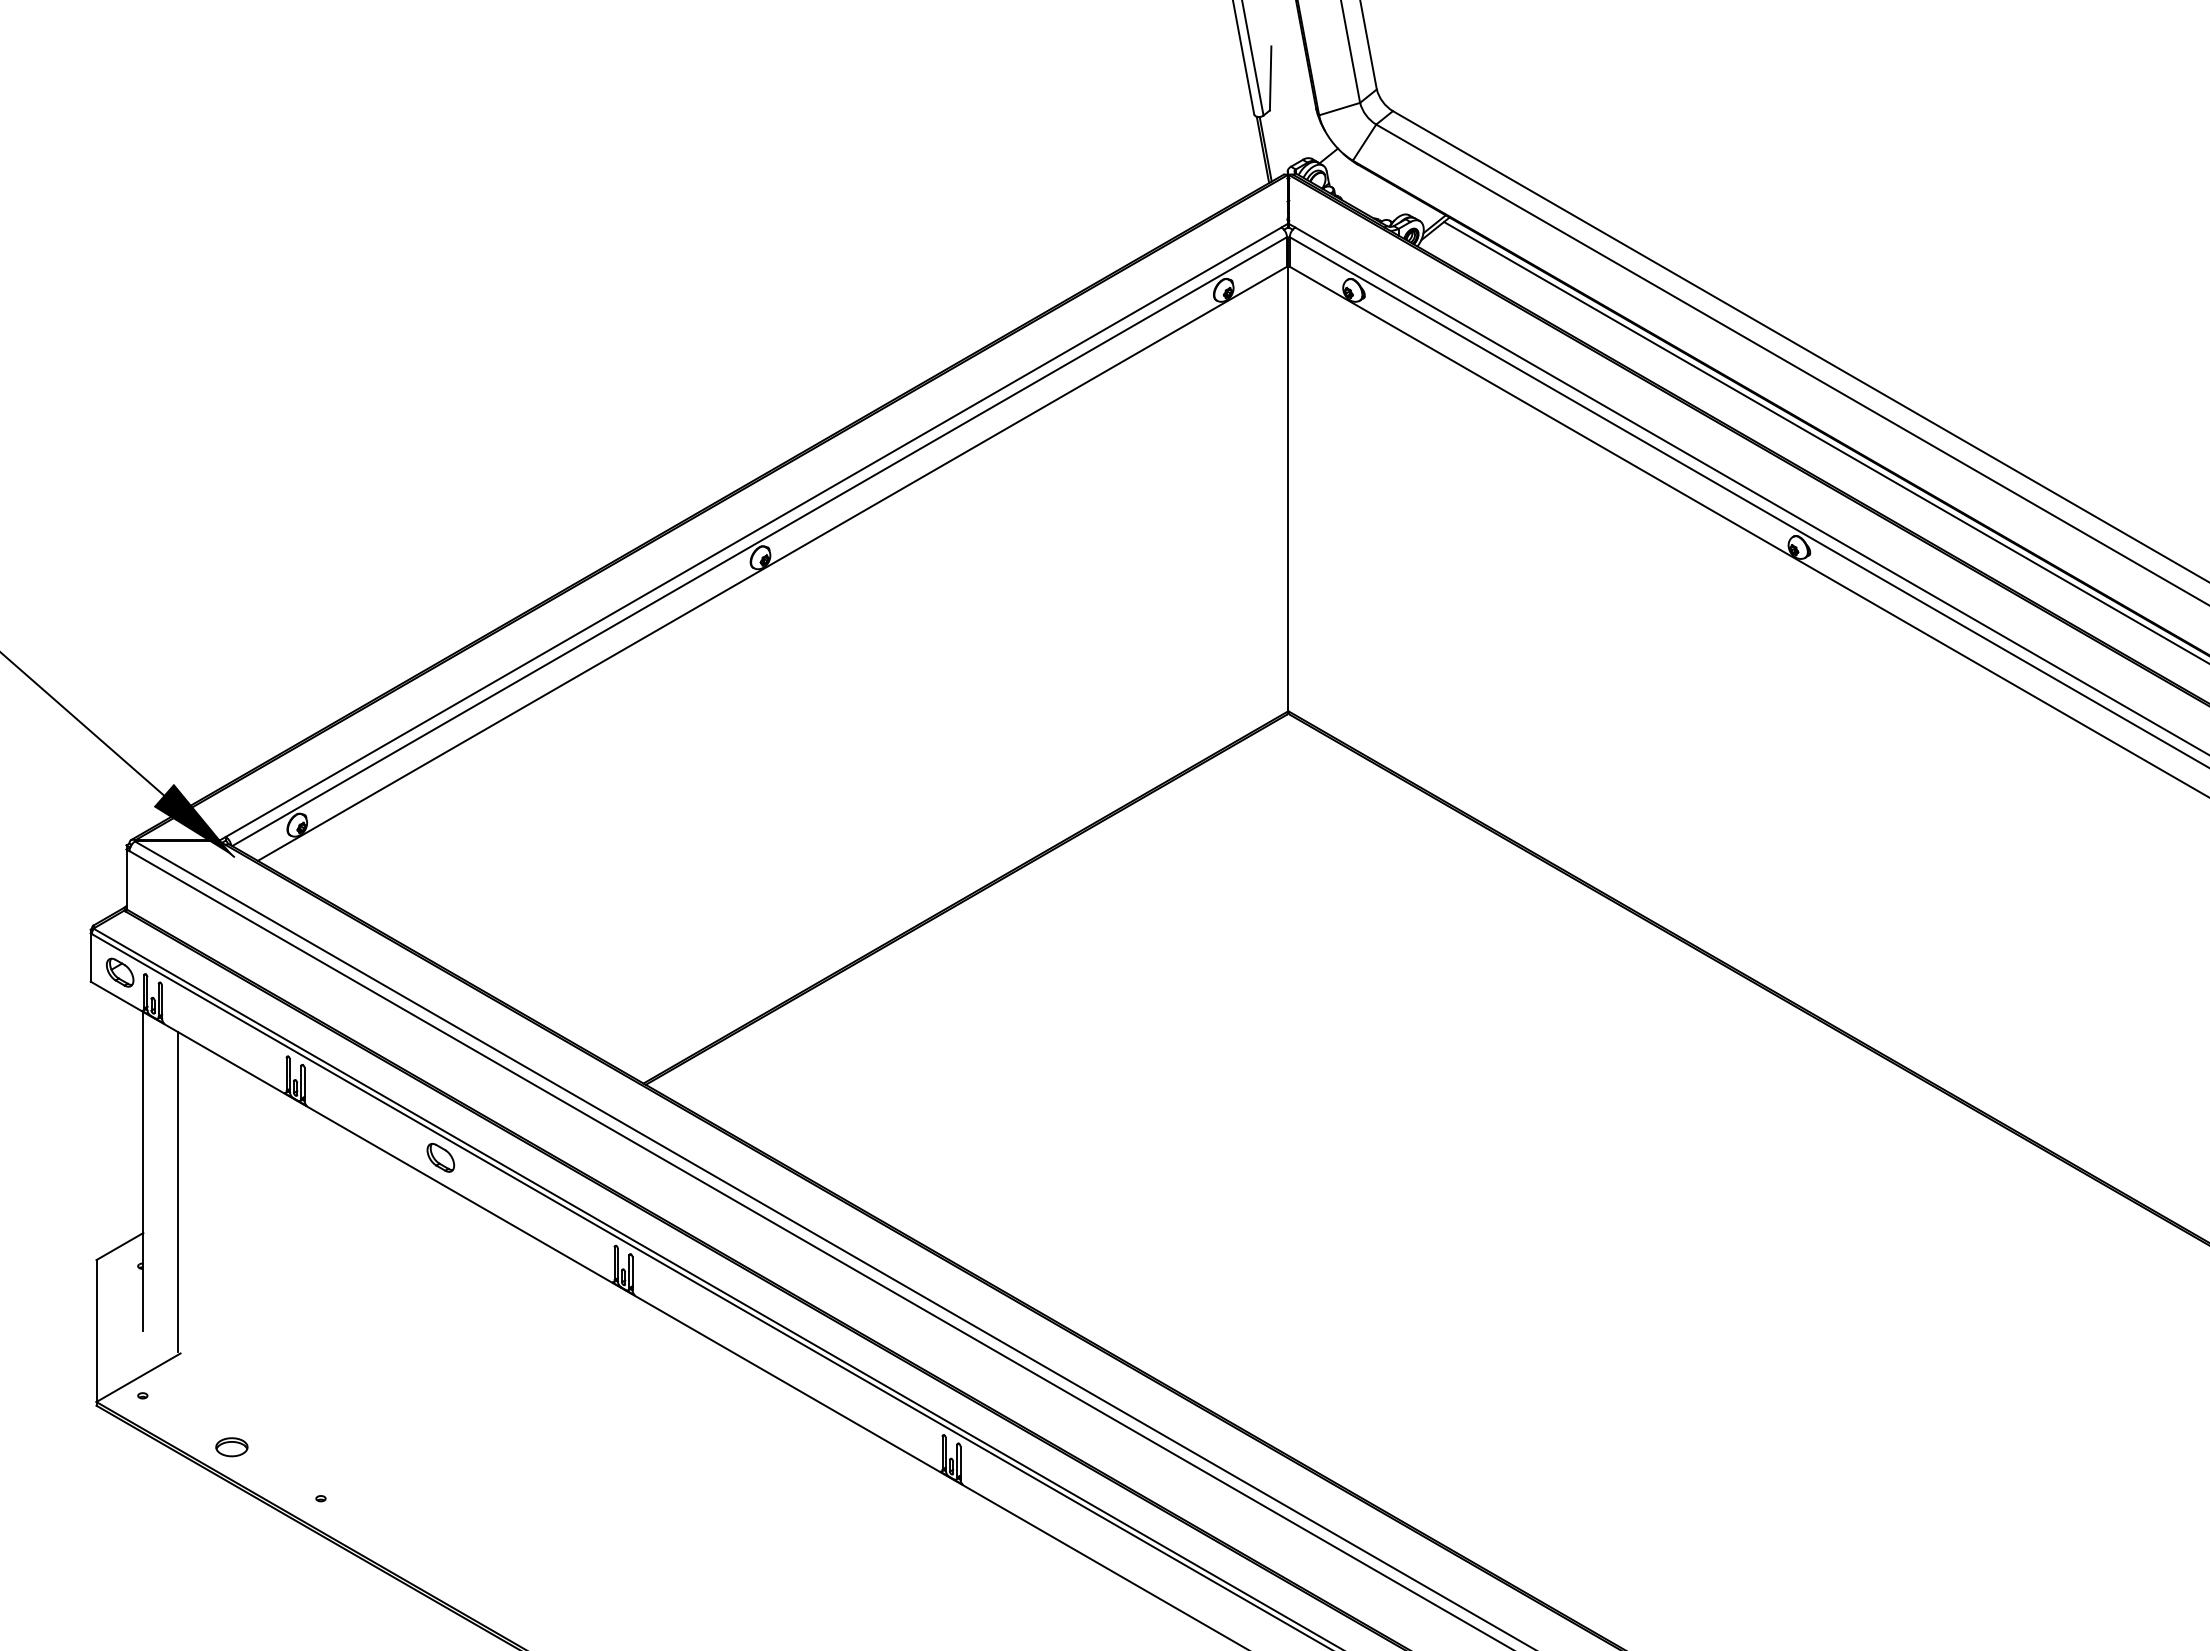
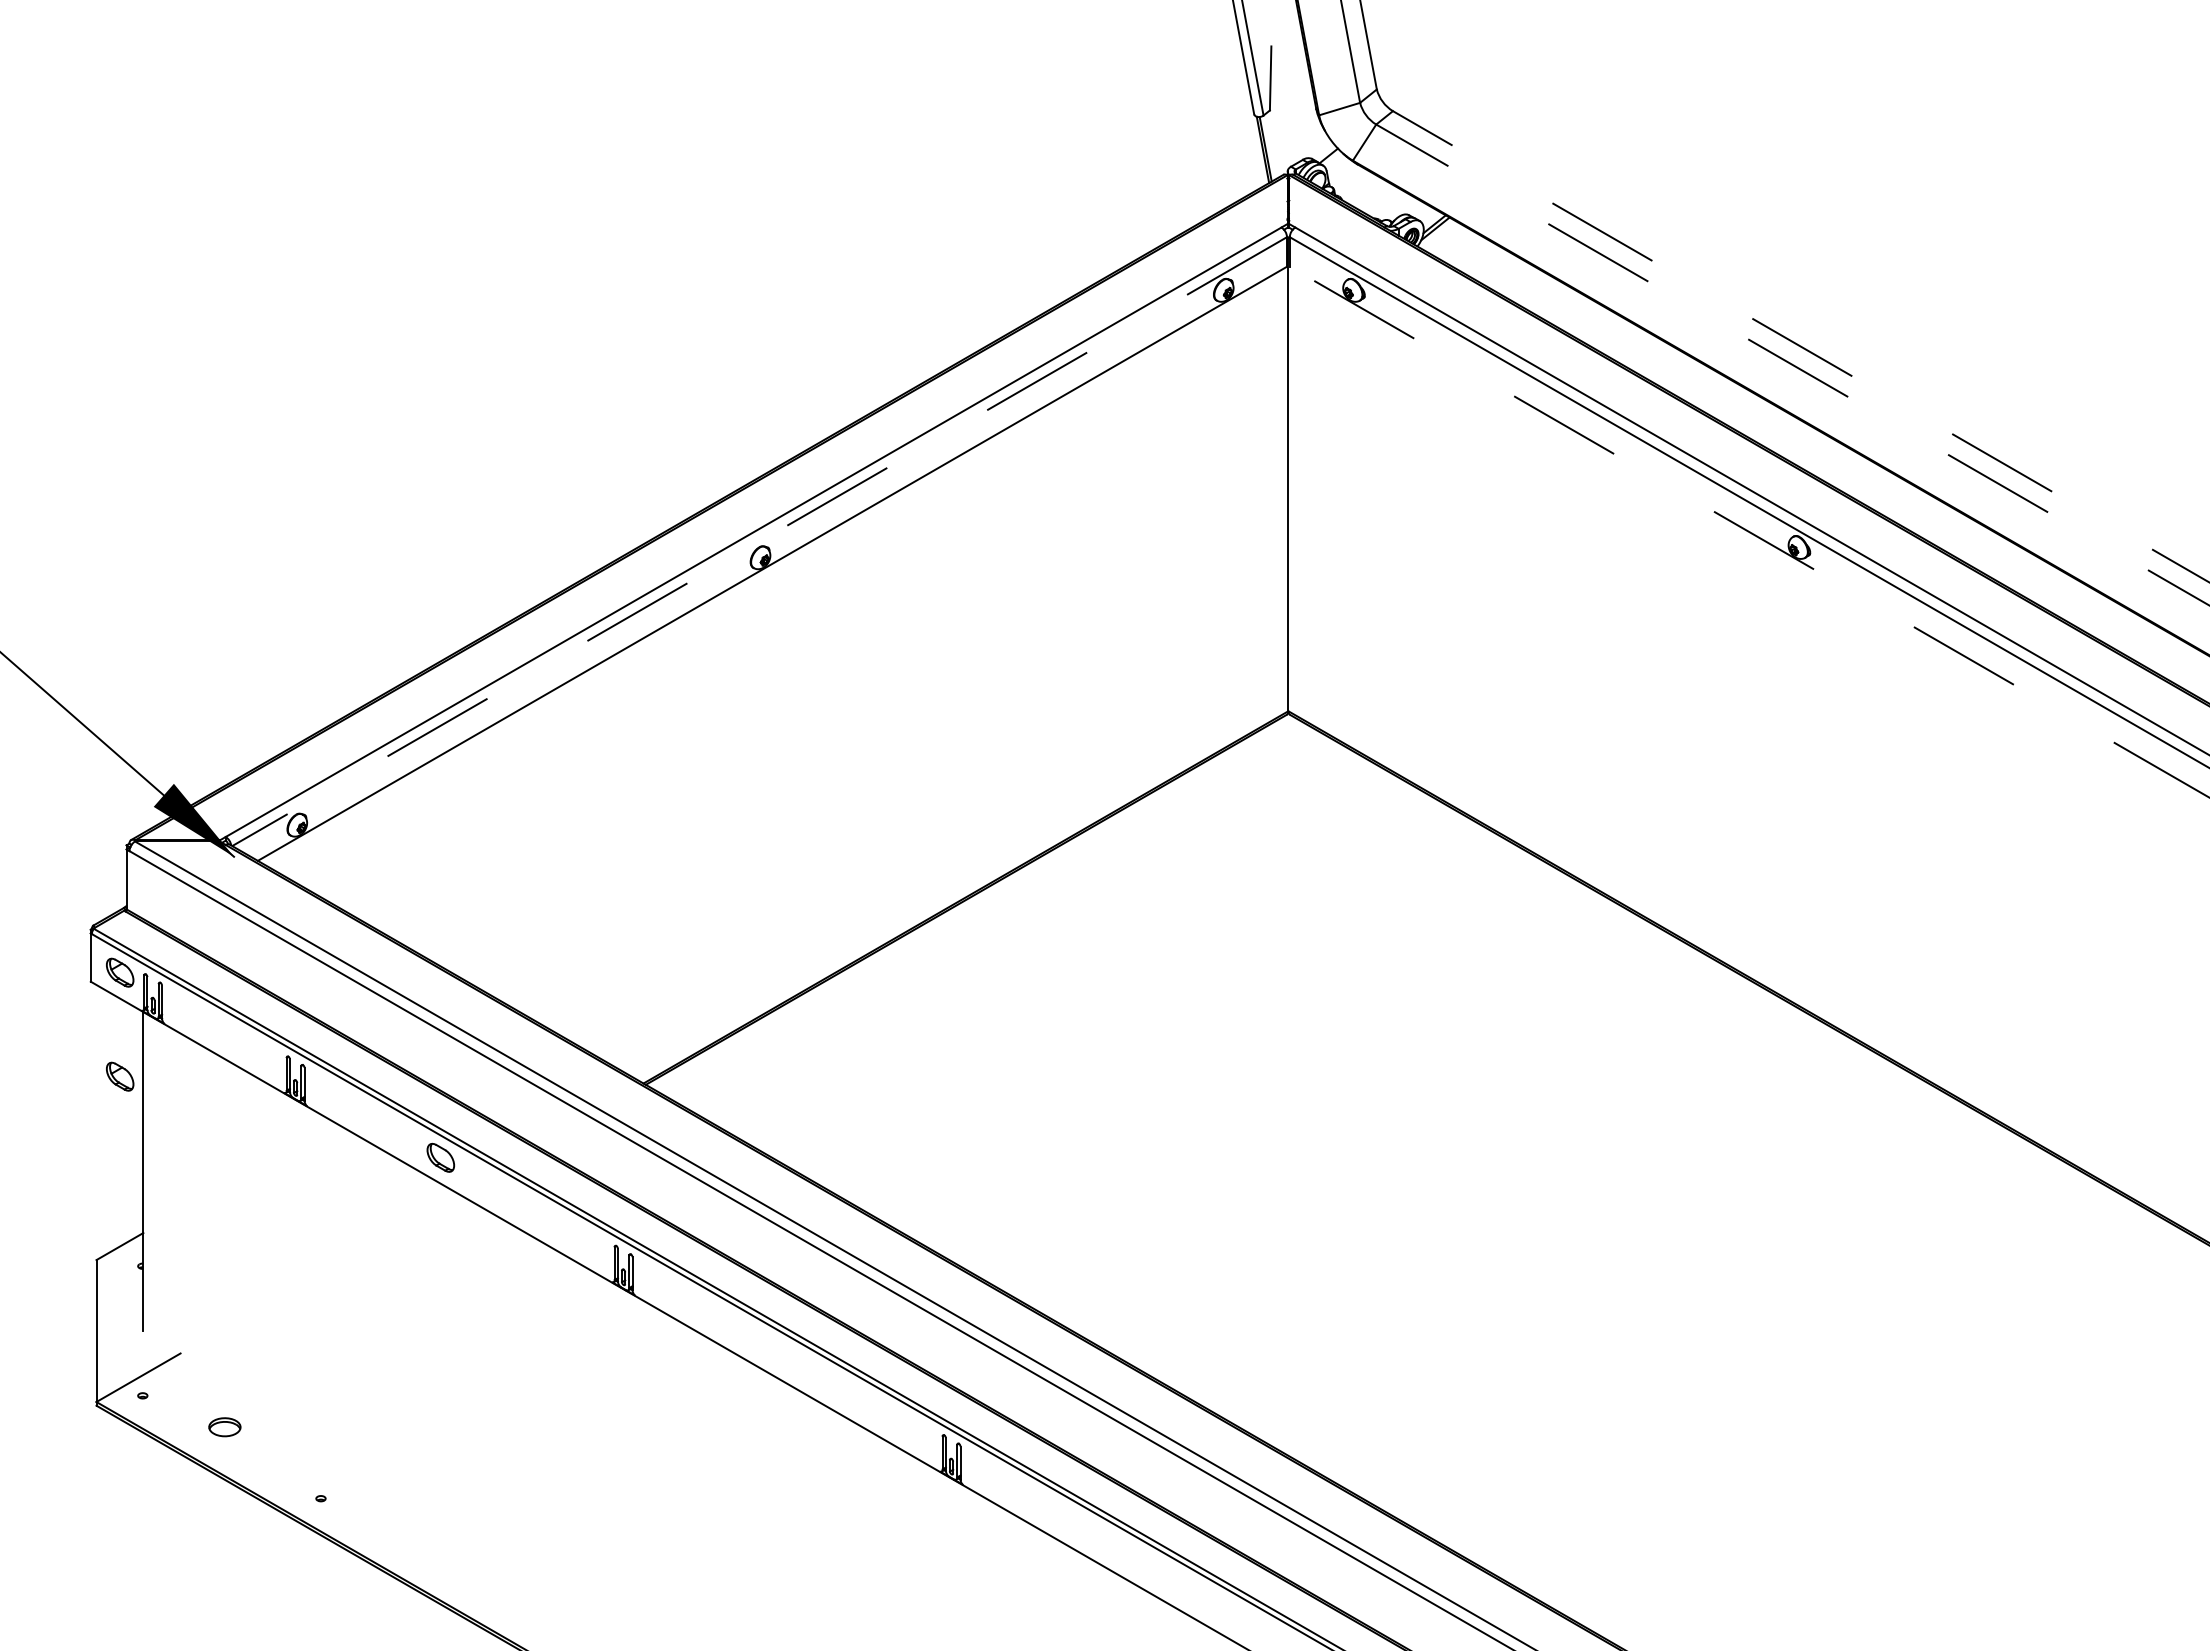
line: solid -> dashed (1800, 346)
line: solid -> dashed (1792, 365)
line: present -> none (1825, 442)
line: solid -> dashed (1749, 532)
line: solid -> dashed (759, 541)
part: none -> present (120, 1076)
line: present -> none (178, 1192)
part position: (231, 1447) -> (224, 1427) (224, 1427)
